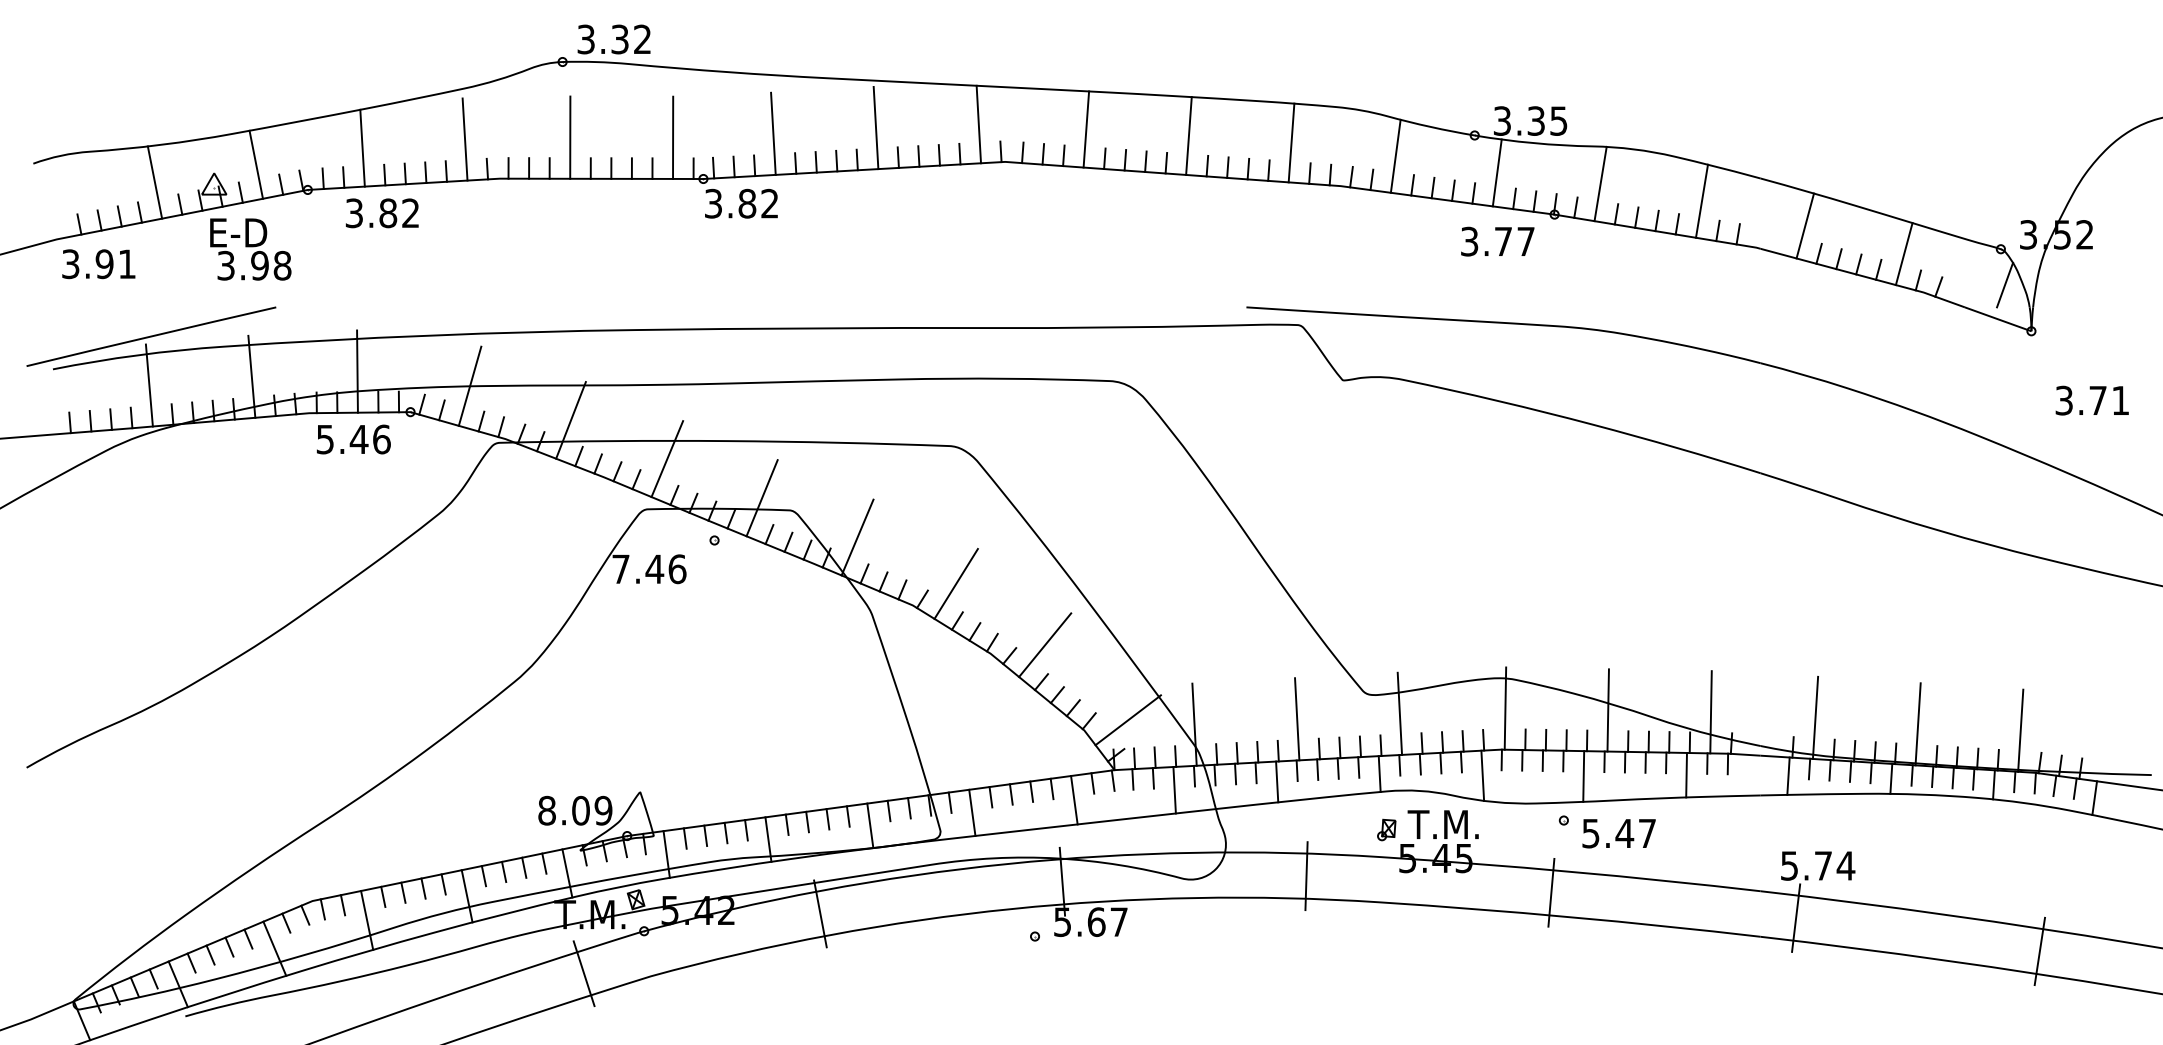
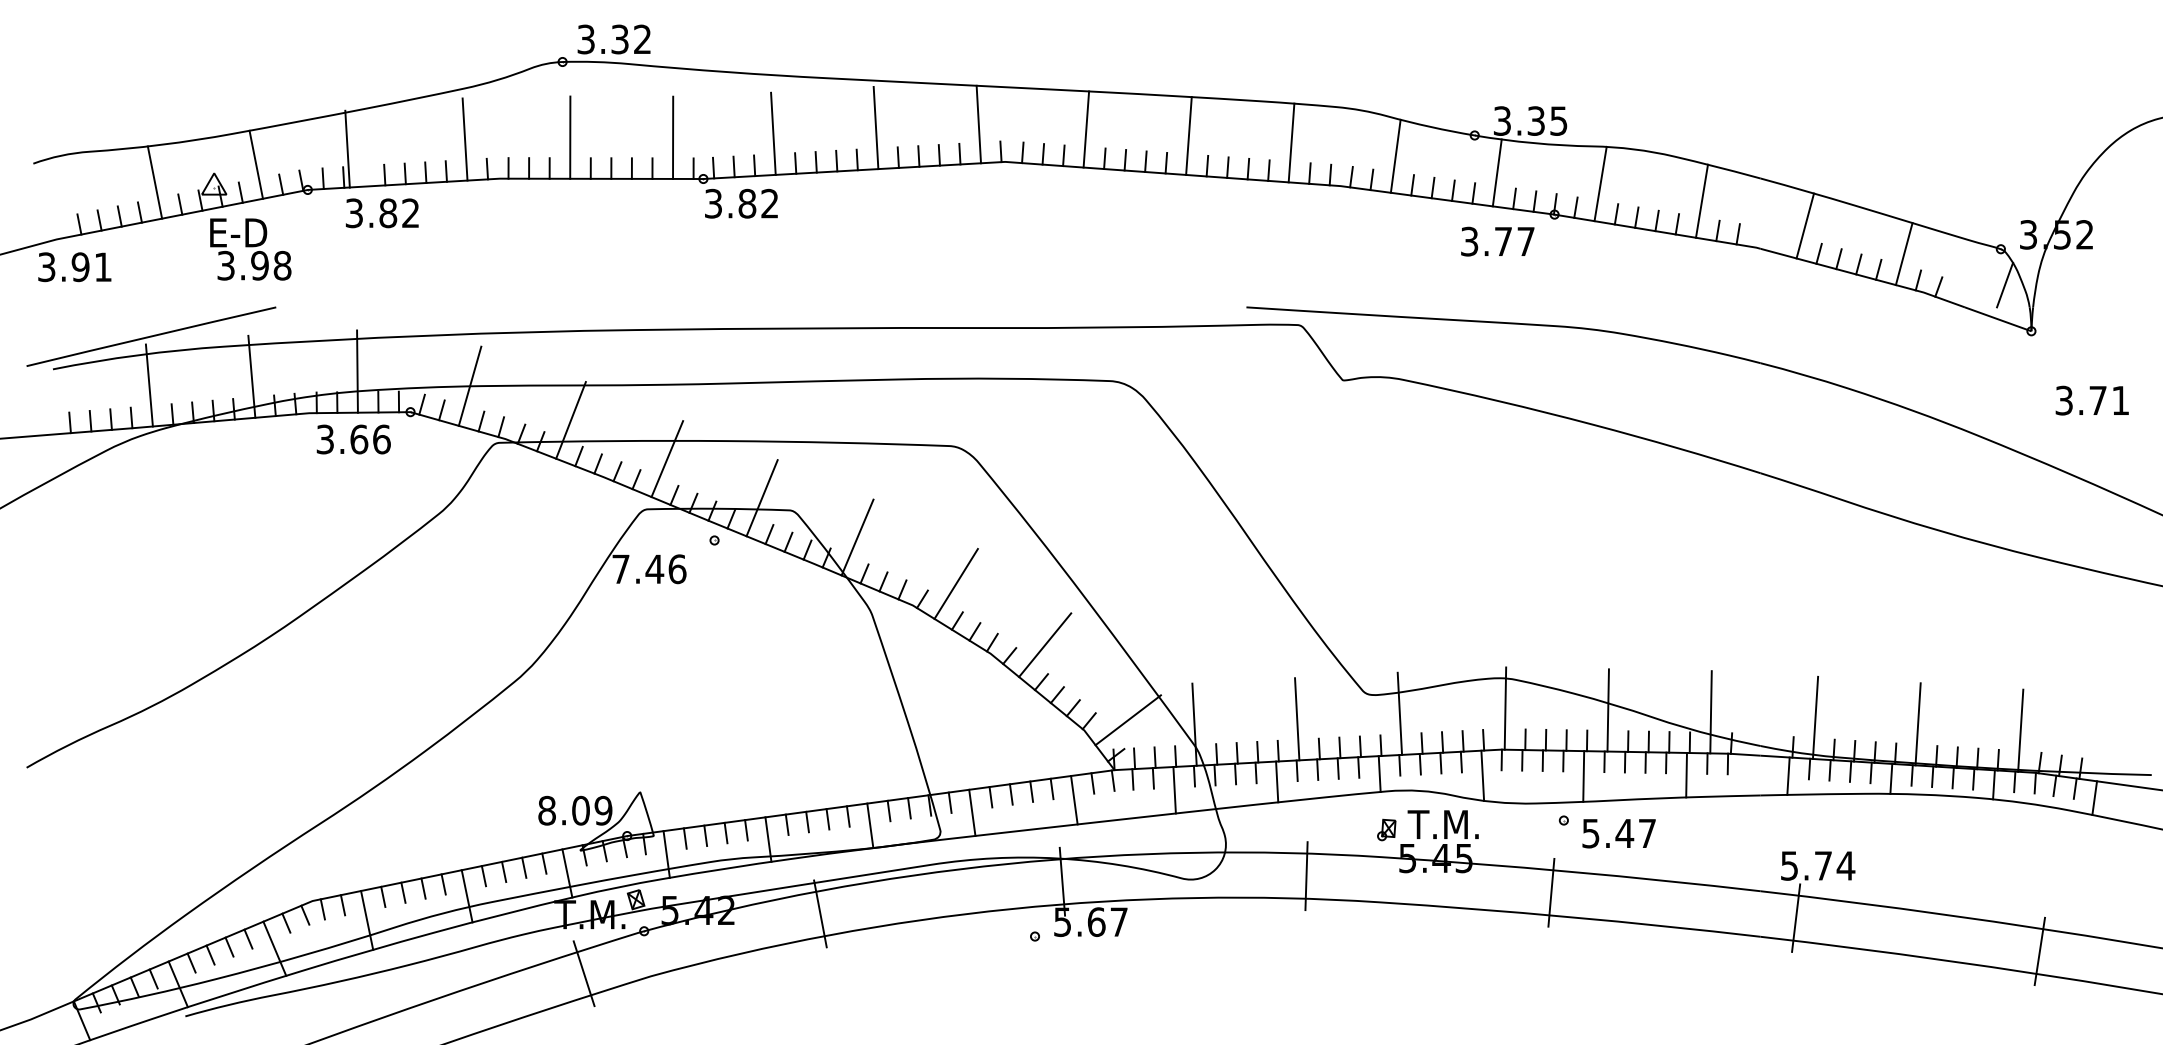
line position: (362, 147) -> (347, 148) (347, 148)
text position: (98, 264) -> (74, 267) (74, 267)
text: 5.46 -> 3.66 (342, 439)
